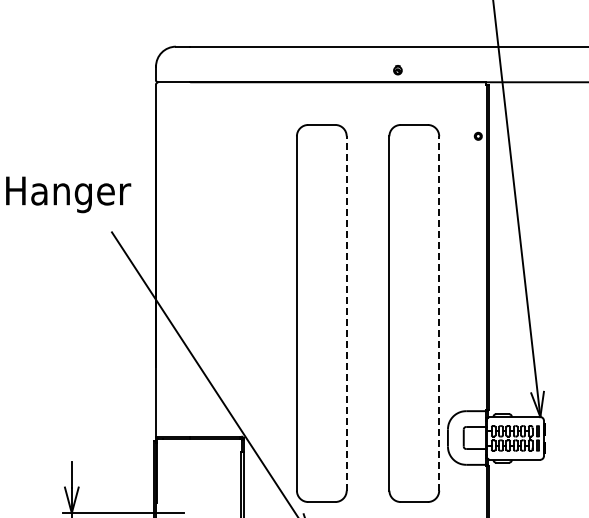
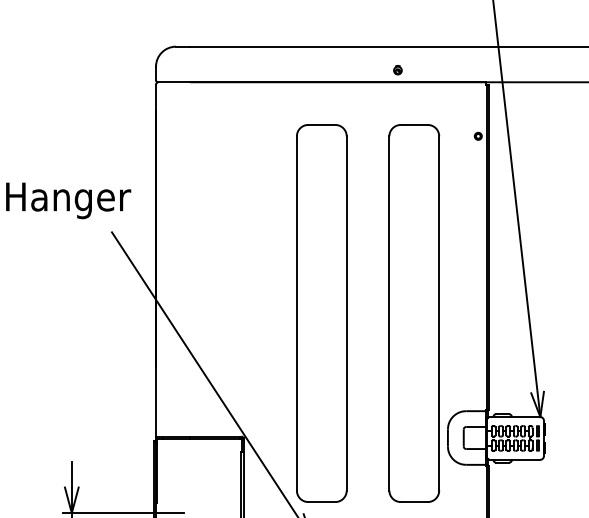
text position: (68, 194) -> (68, 200) (68, 200)
line: dashed -> solid (346, 313)
line: dashed -> solid (439, 313)
